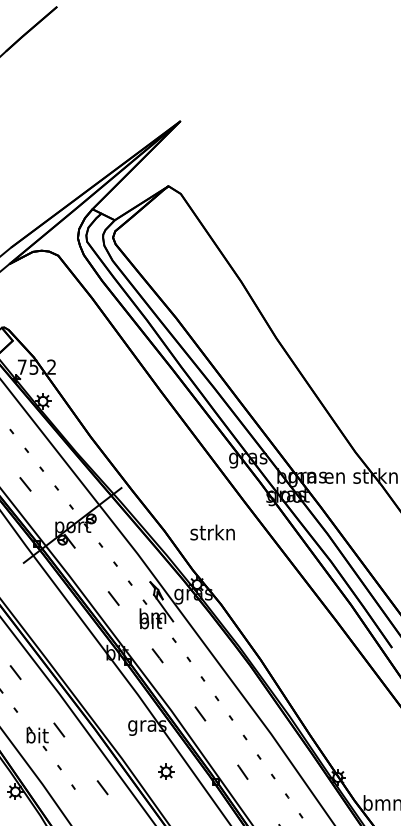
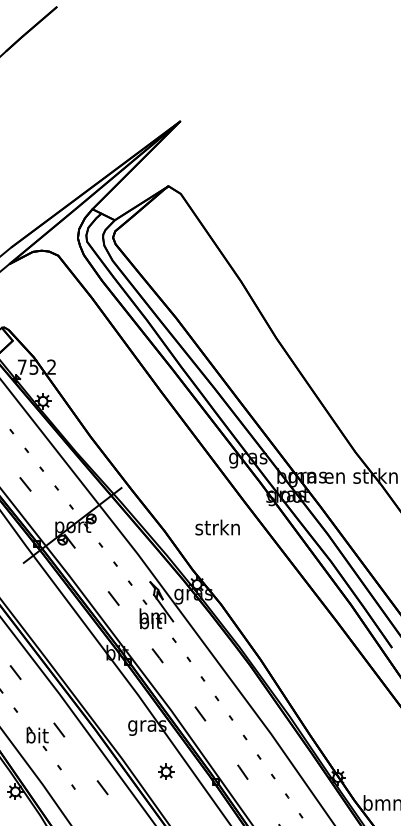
text position: (212, 532) -> (217, 527) (217, 527)
